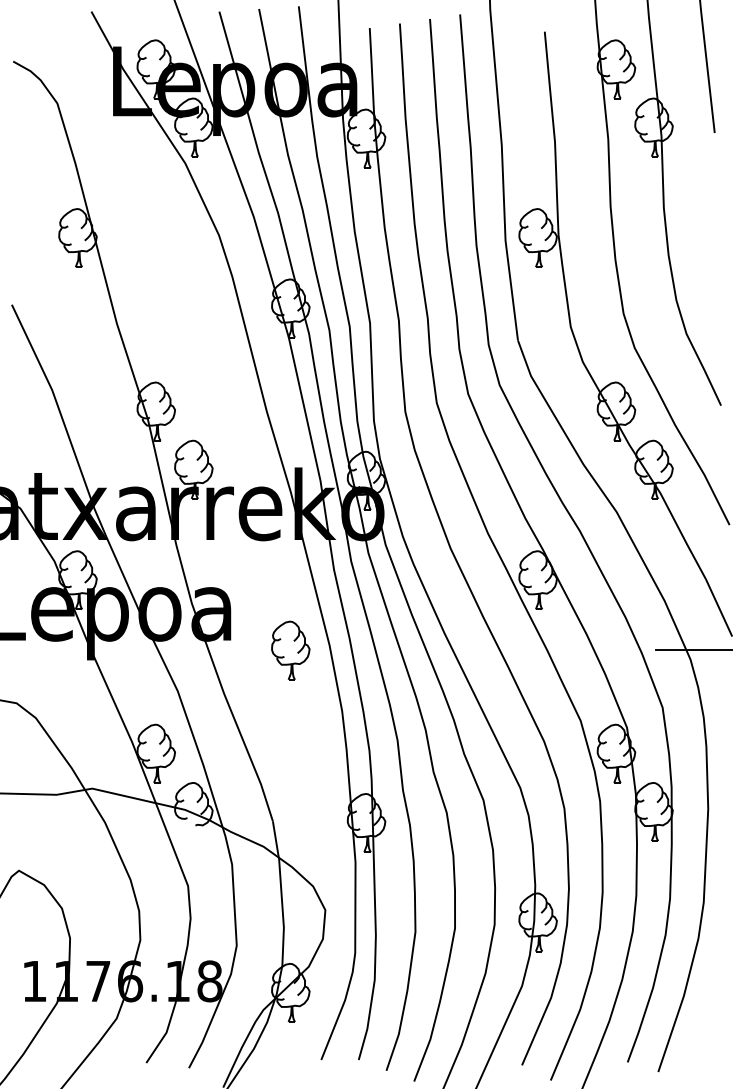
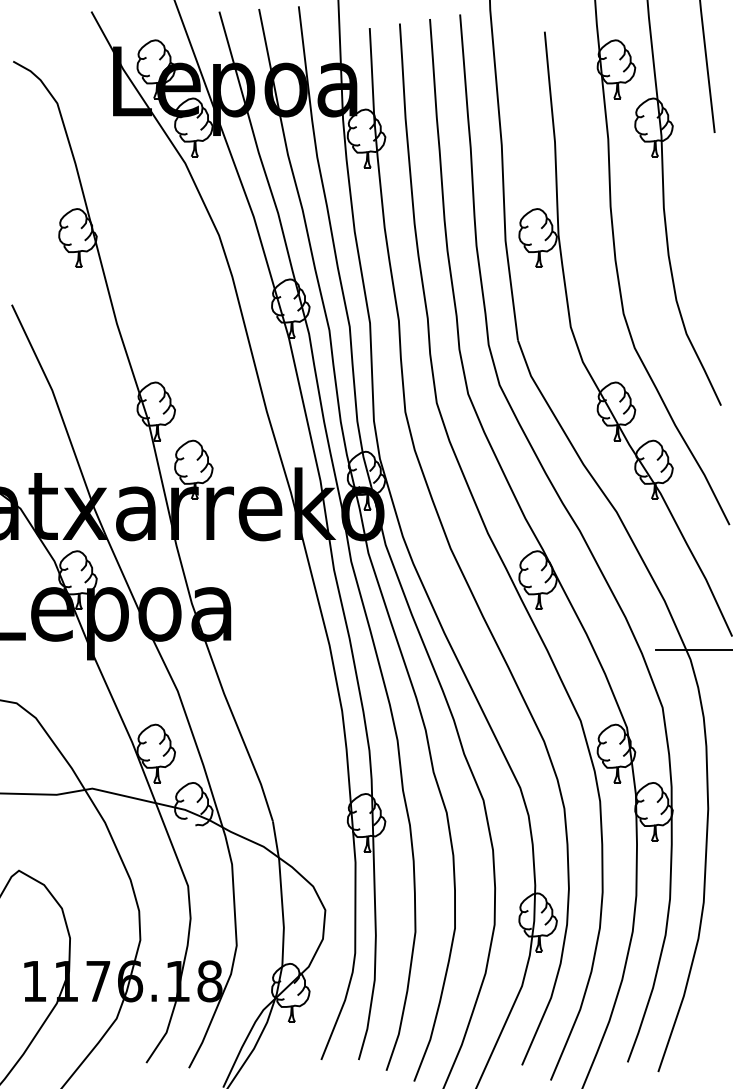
part: present -> none (290, 650)
